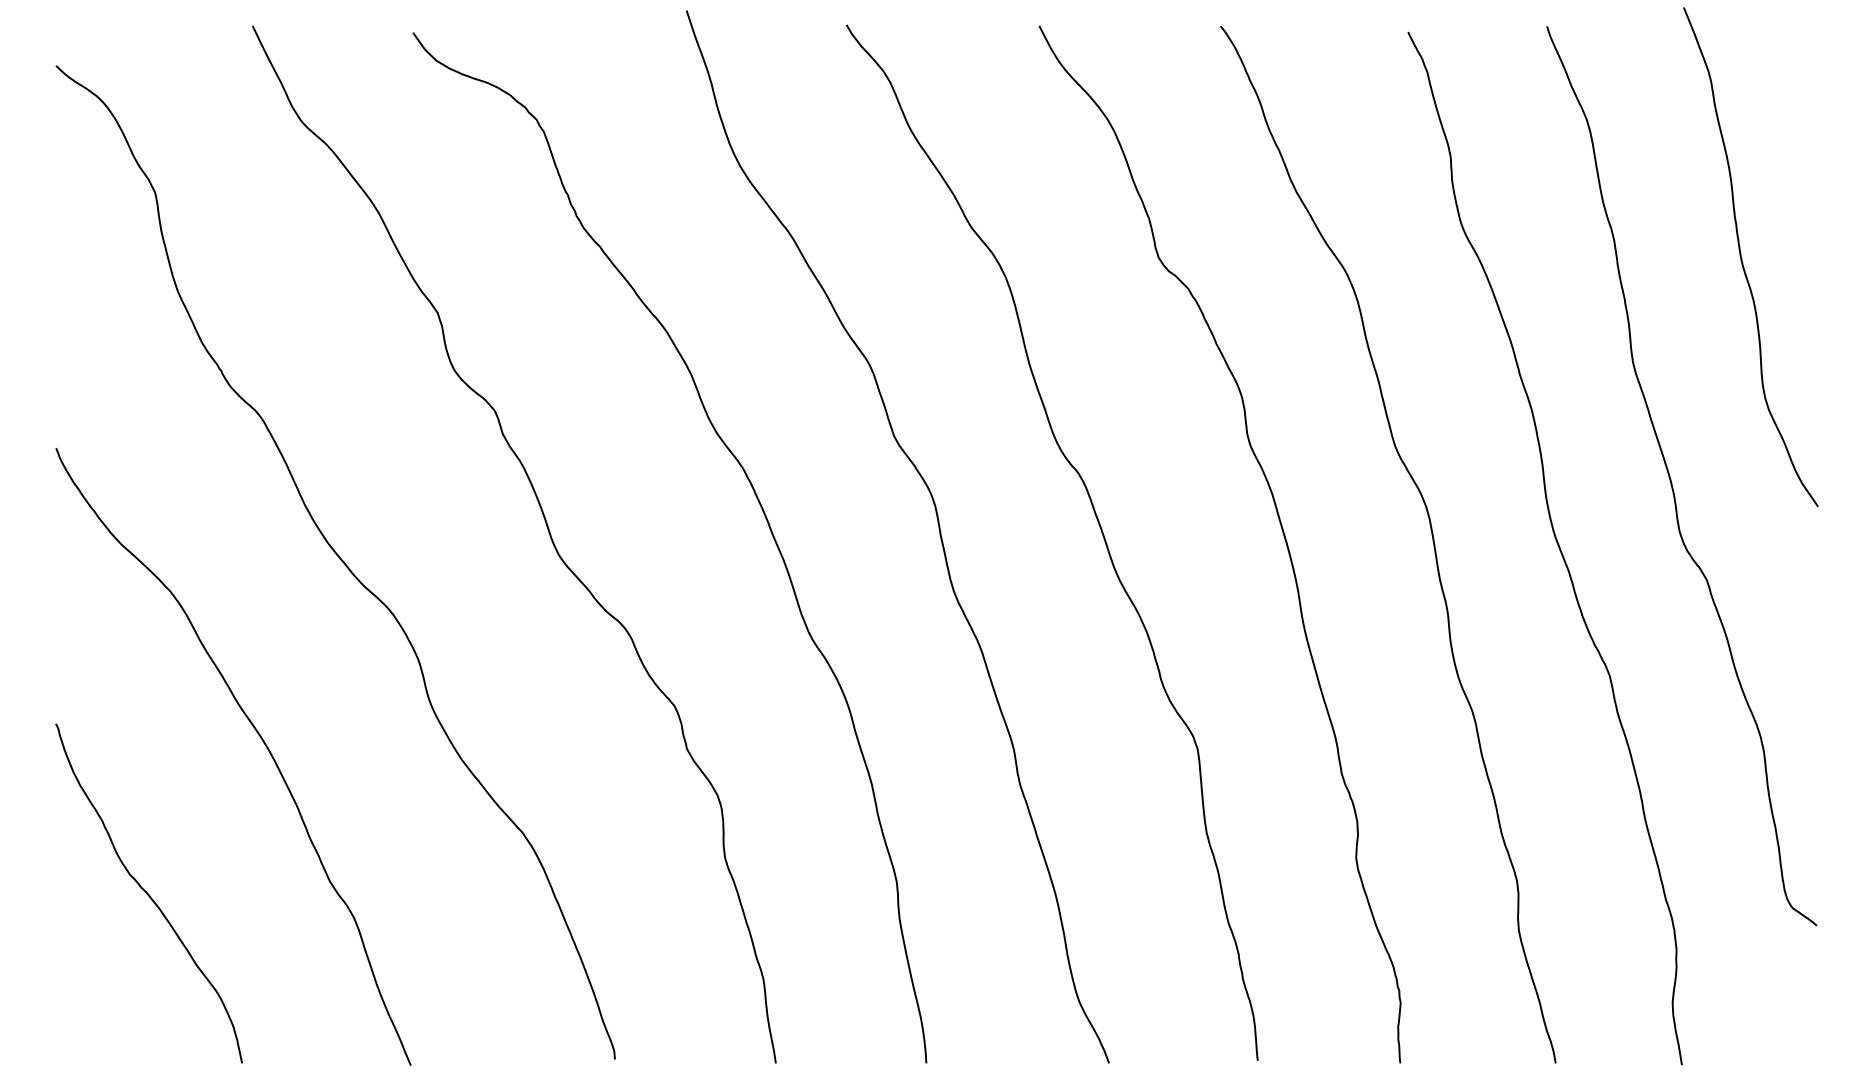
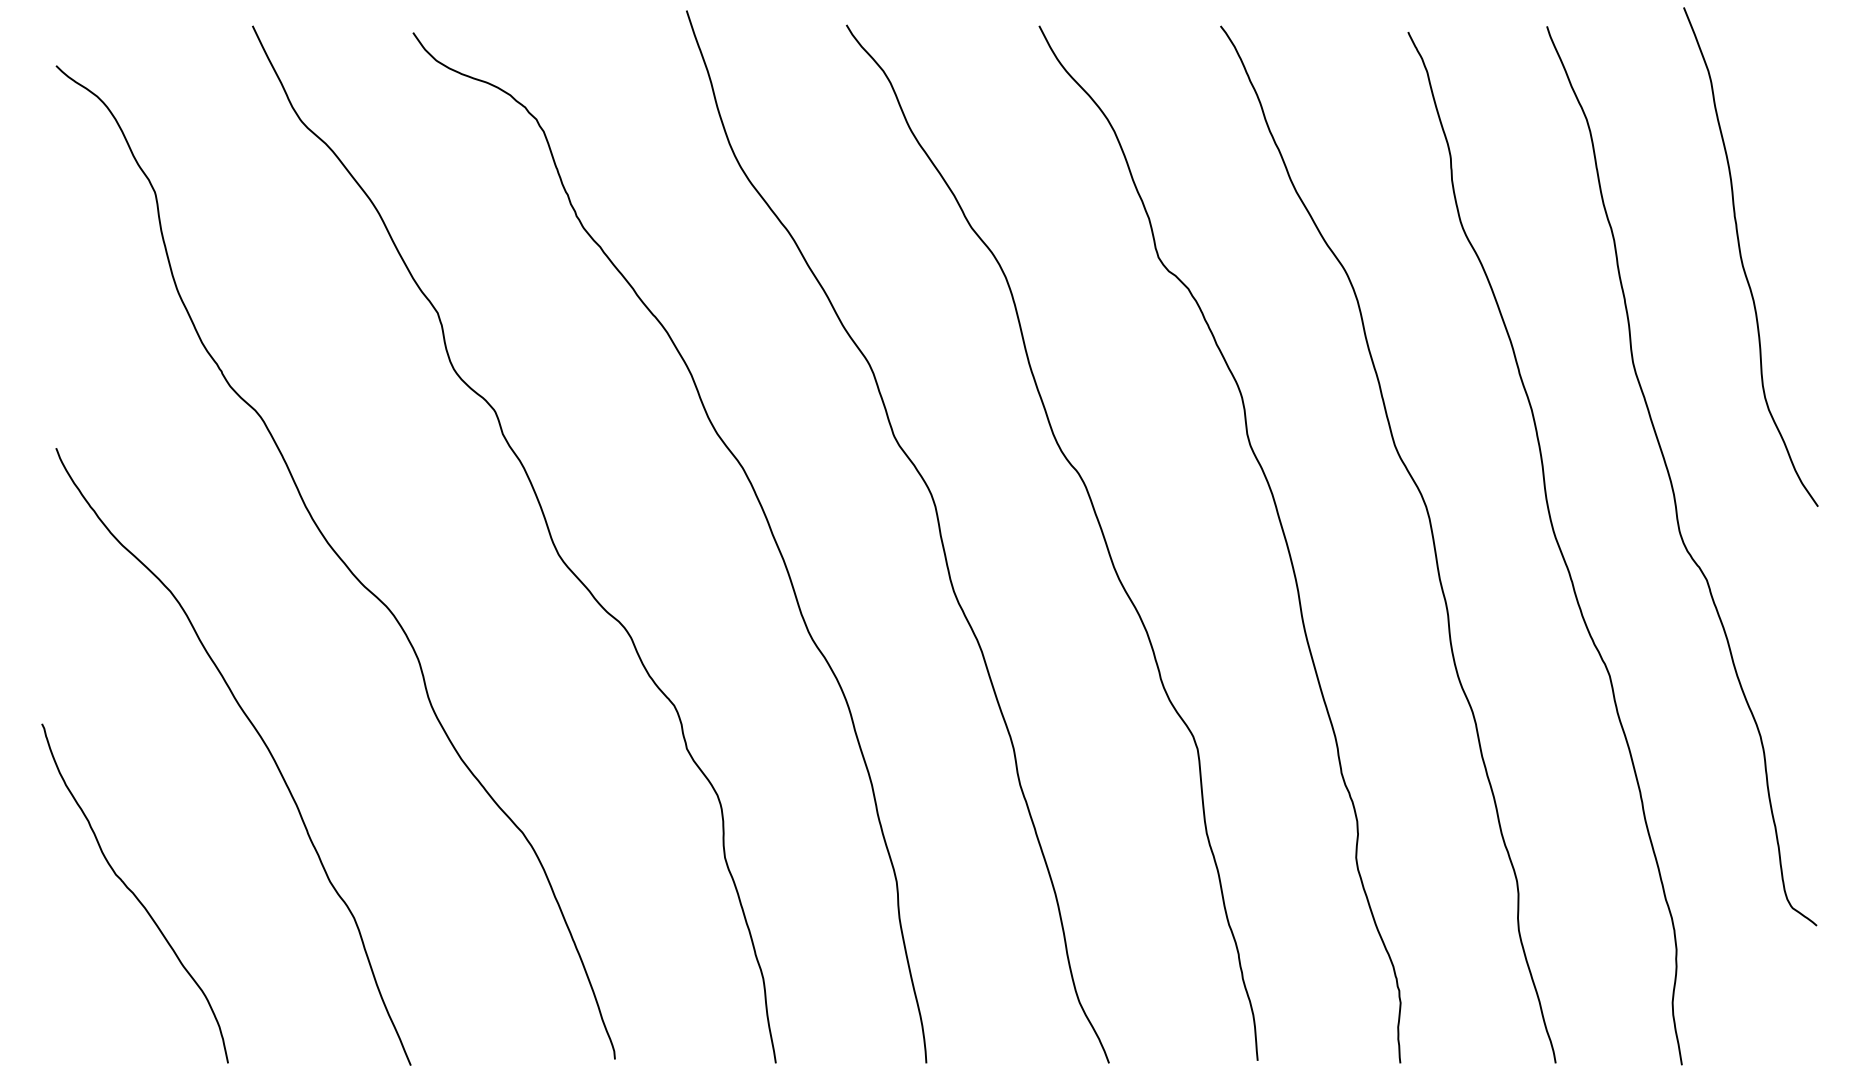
curve position: (148, 893) -> (134, 893) (134, 893)
